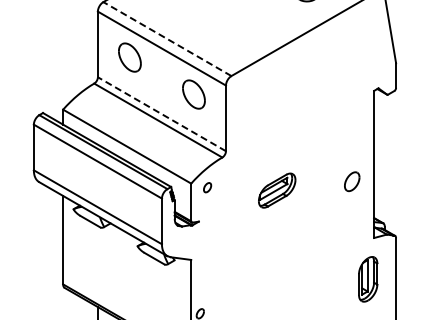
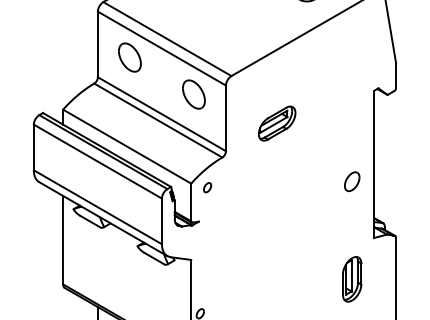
line: dashed -> solid (167, 39)
line: dashed -> solid (161, 114)
part position: (277, 190) -> (277, 123) (277, 123)
part position: (368, 279) -> (352, 279) (352, 279)
